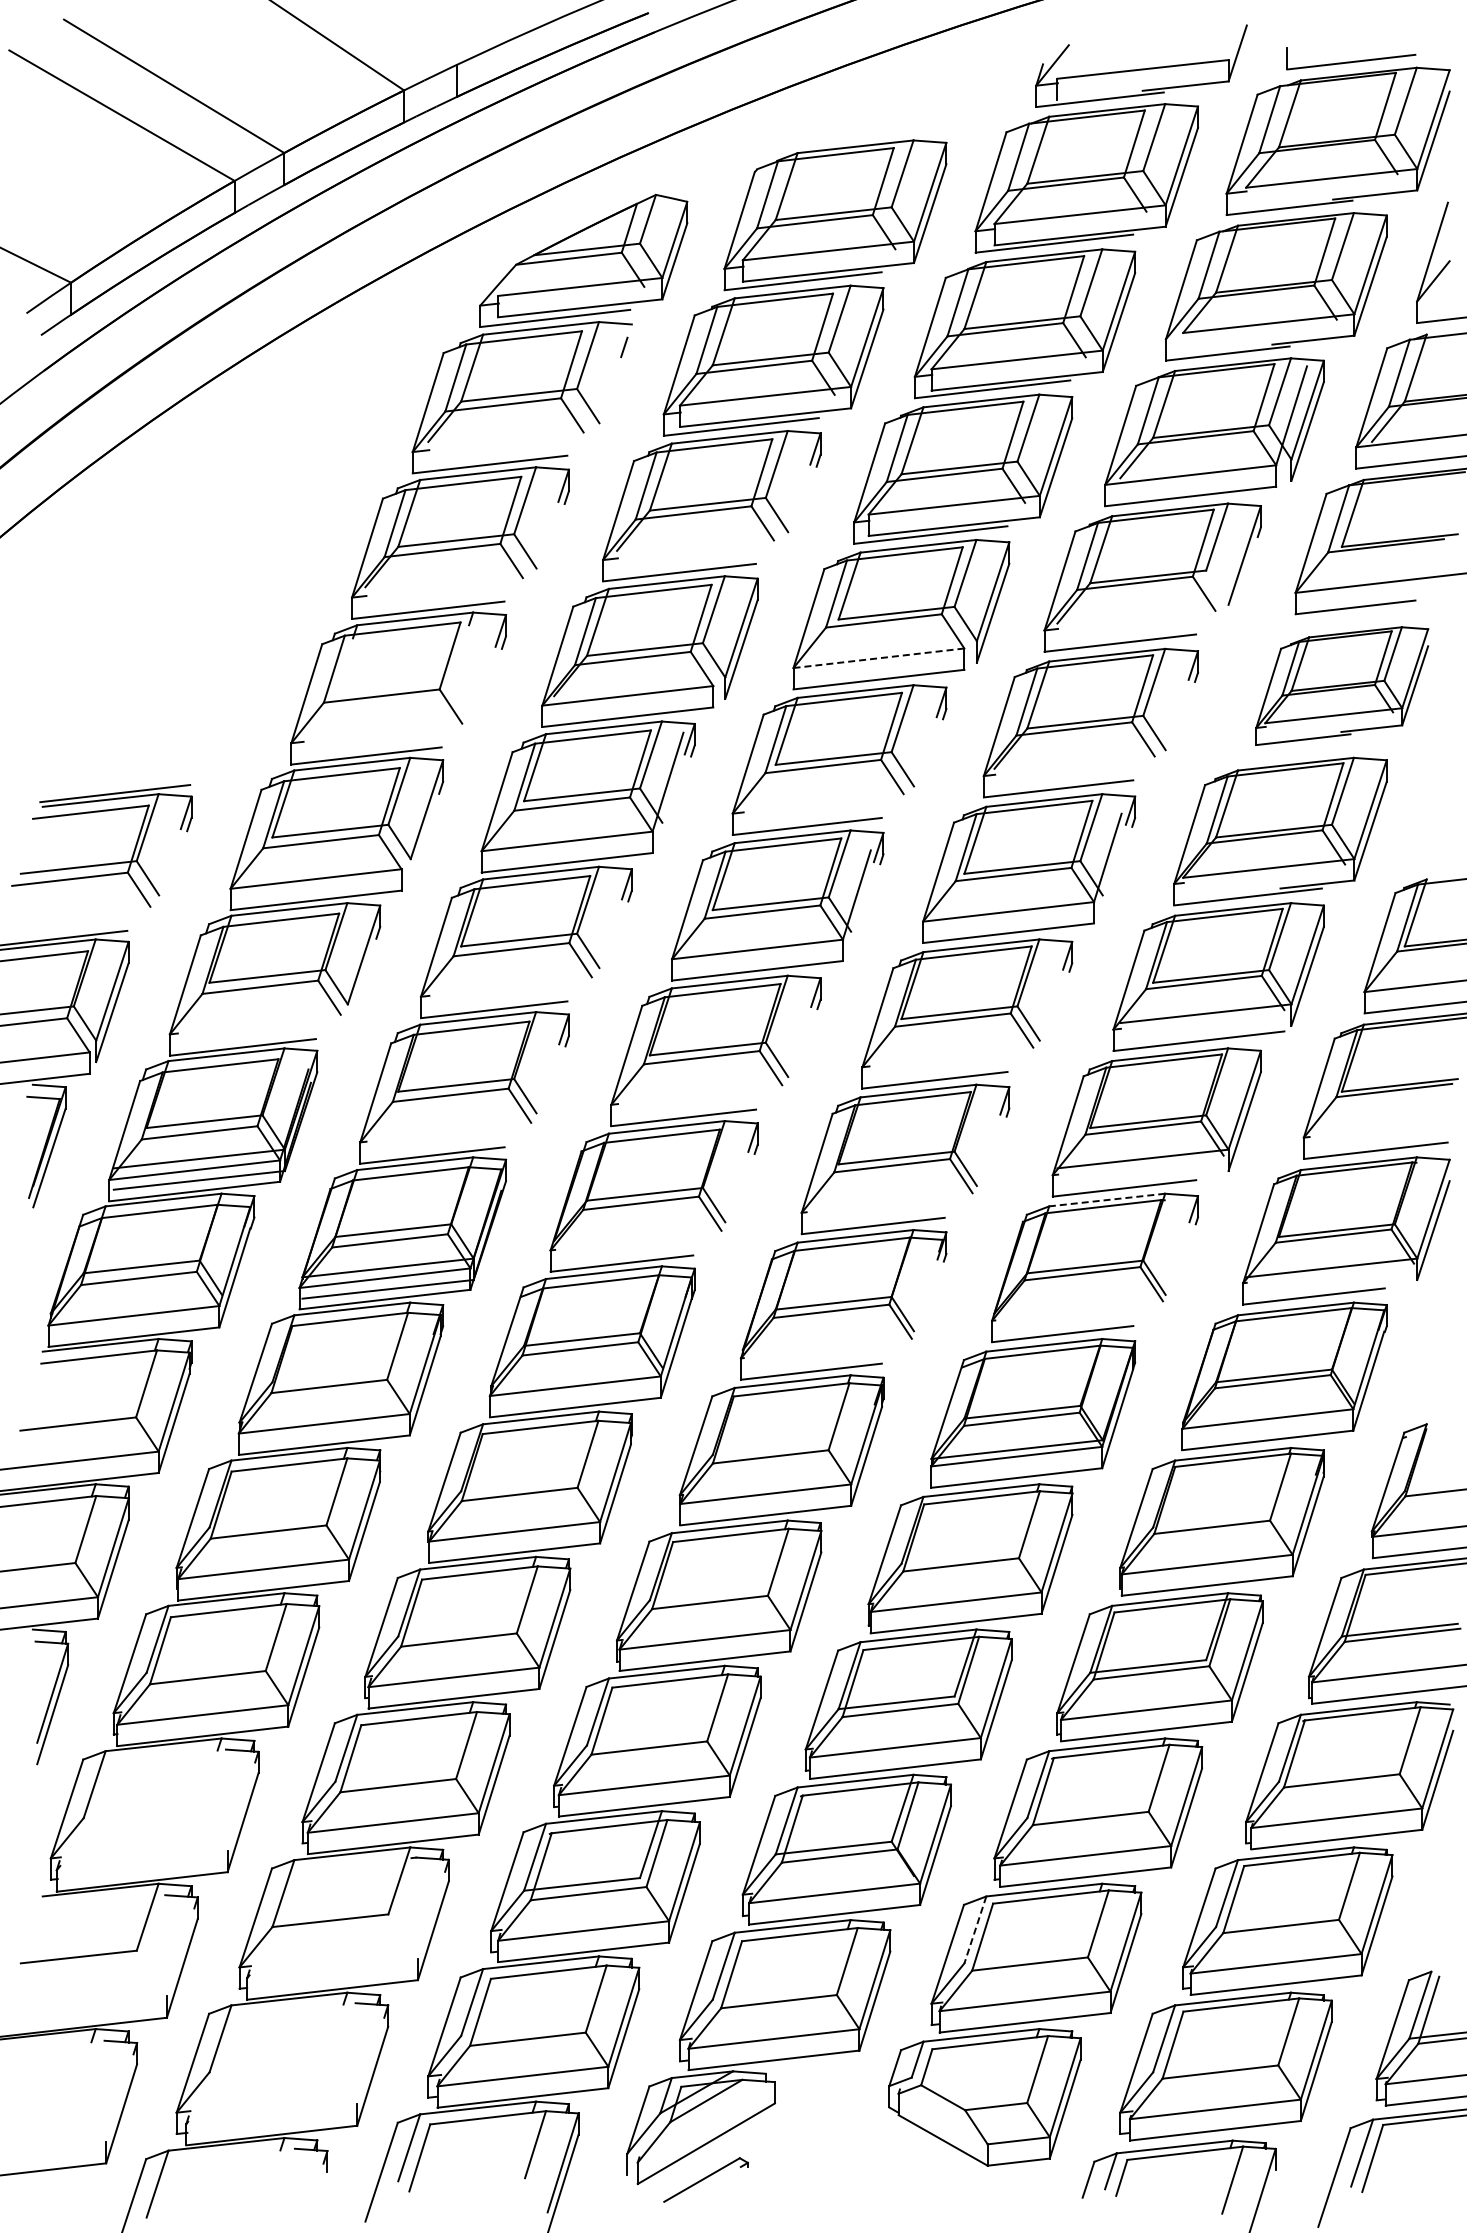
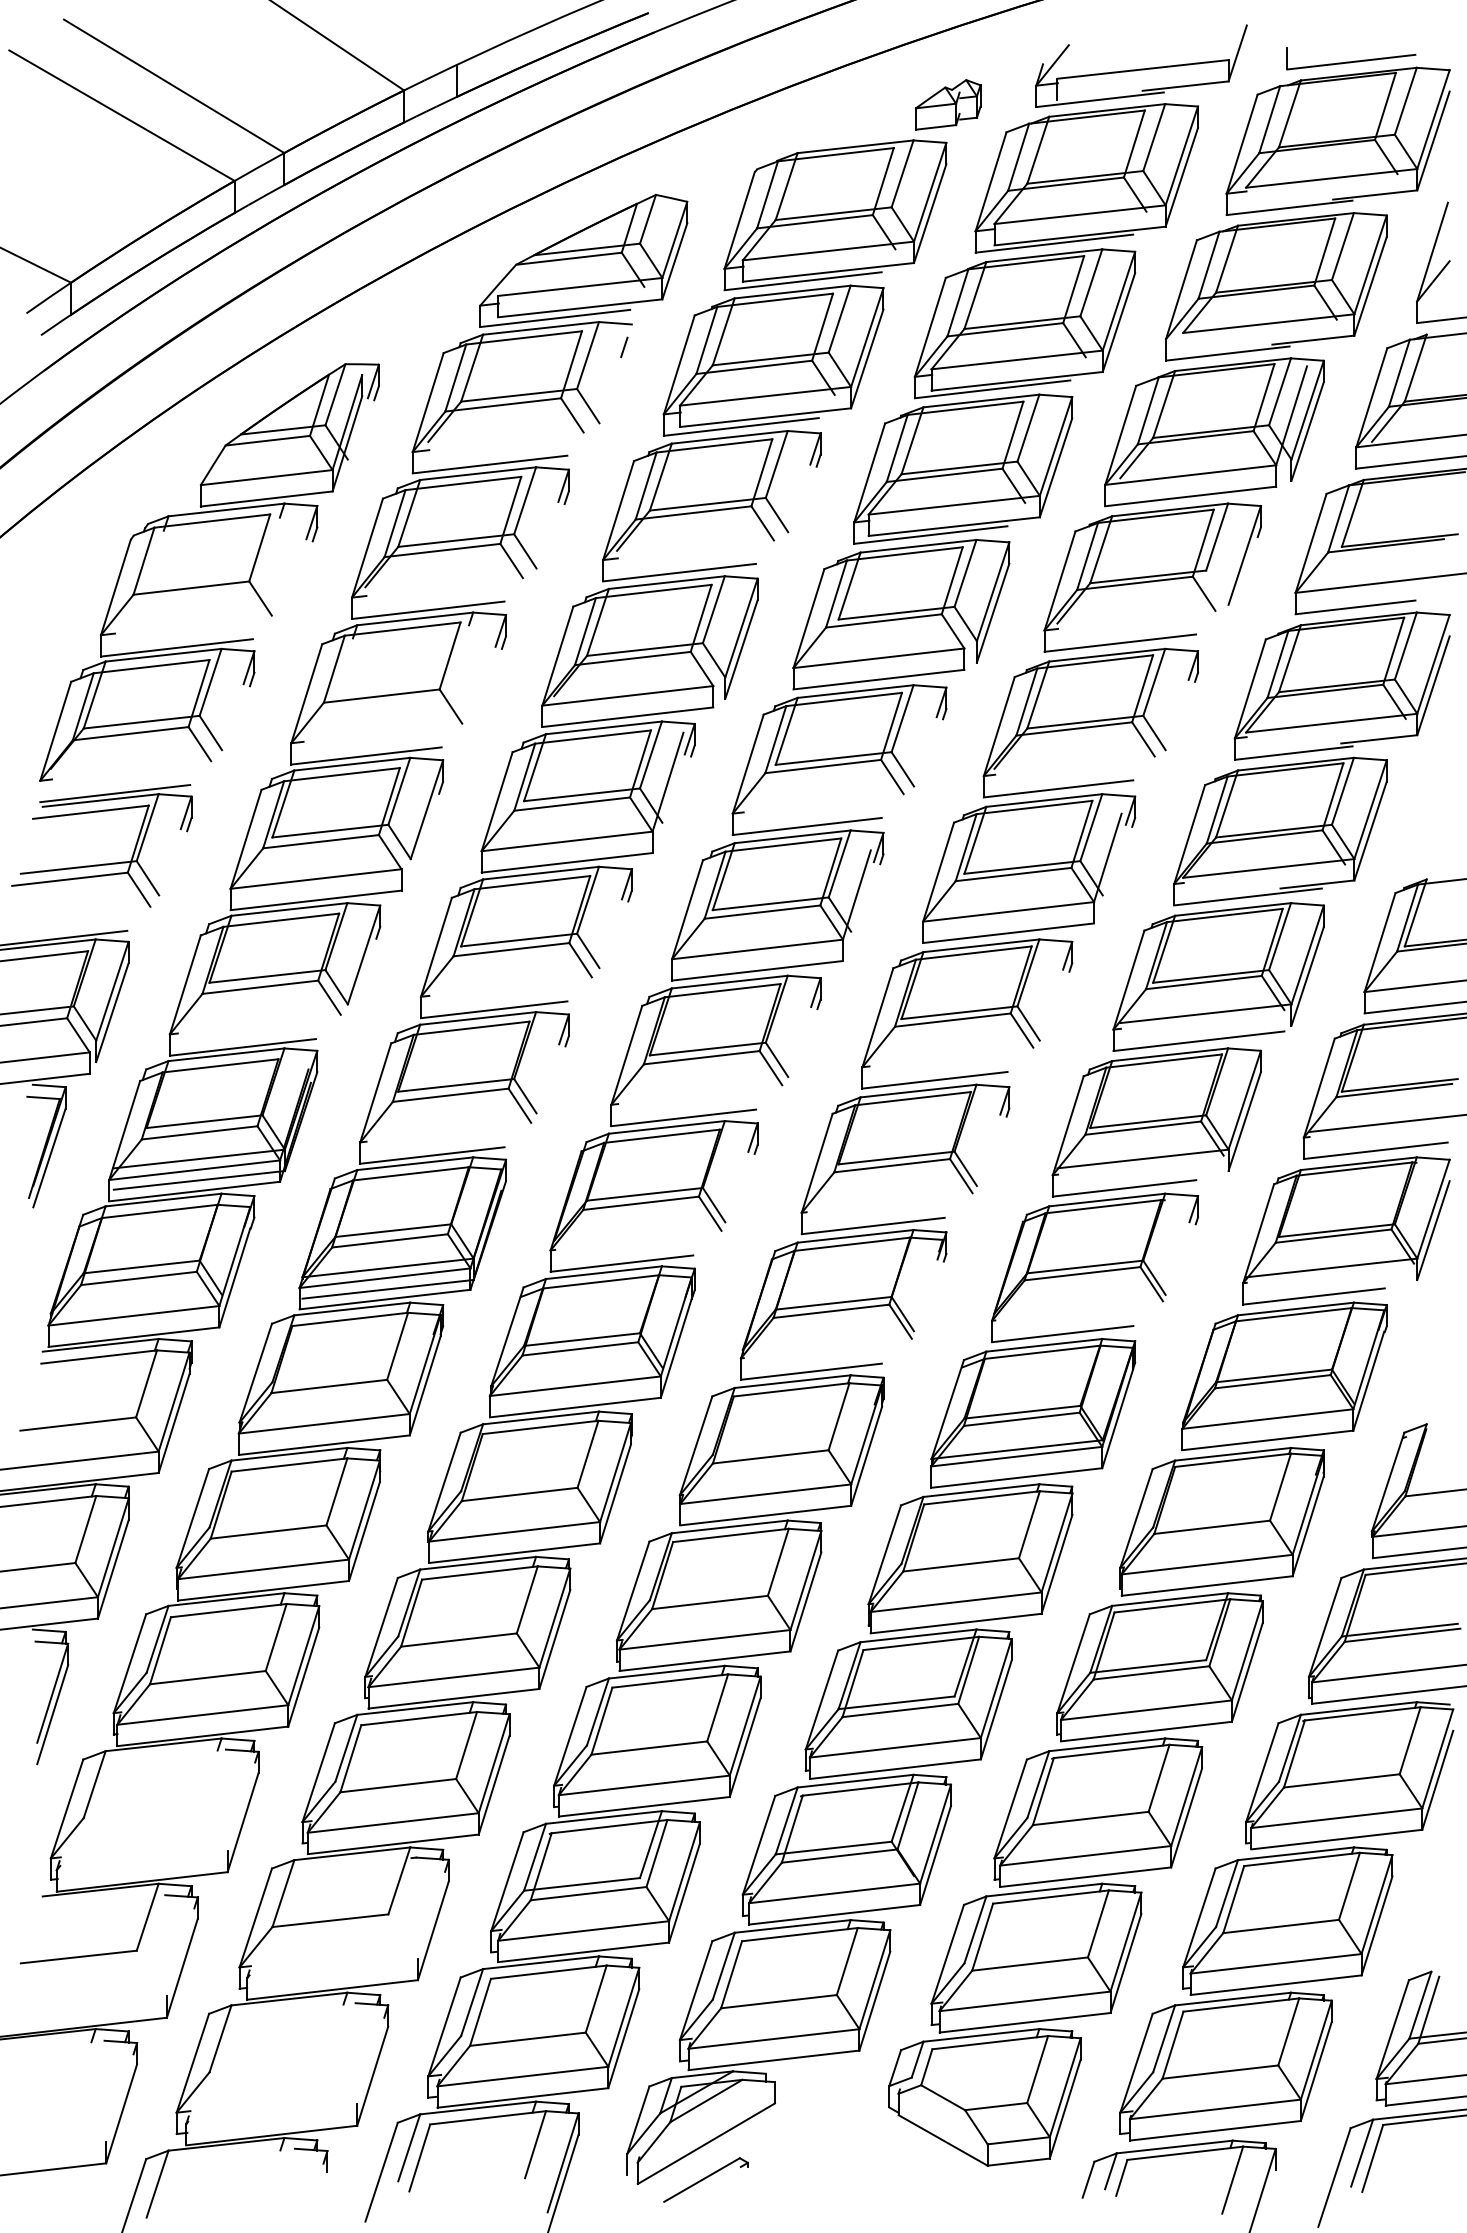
part: none -> present (948, 104)
part: none -> present (209, 572)
line: dashed -> solid (878, 658)
part size: 175x120 px -> 218x150 px (1341, 685)
line: none -> present (1386, 1123)
line: dashed -> solid (1106, 1200)
line: dashed -> solid (975, 1930)
